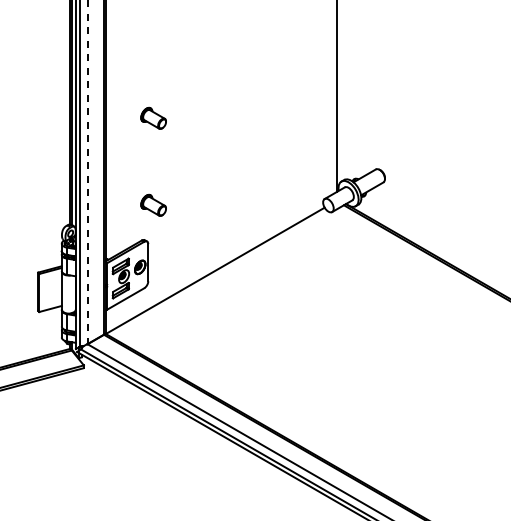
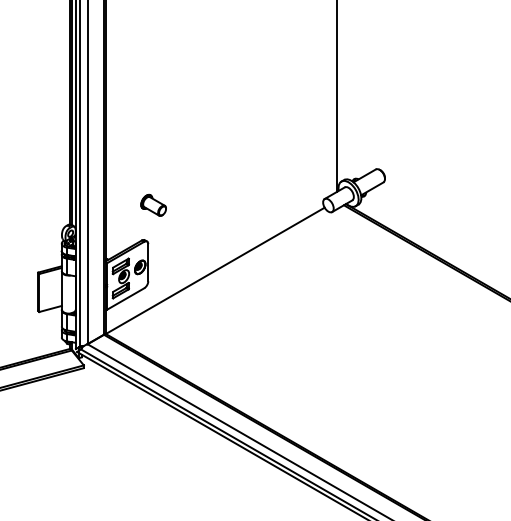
part: present -> none (153, 117)
line: dashed -> solid (87, 172)
